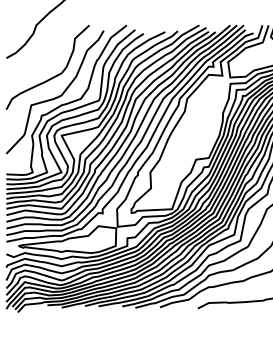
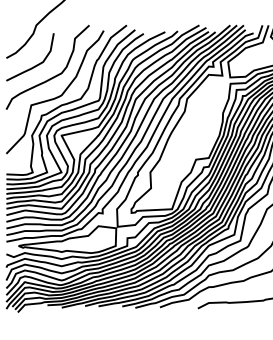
curve: none -> present (34, 65)
